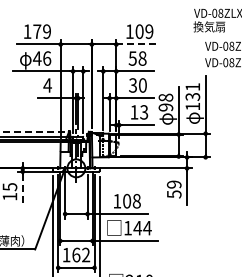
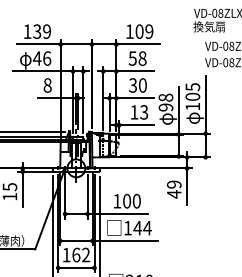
text: 179 -> 139 (37, 31)
line: dashed -> solid (138, 44)
text: 4 -> 8 (47, 85)
text: 131 -> 105 (192, 91)
line: dashed -> solid (32, 131)
line: dashed -> solid (22, 191)
text: 59 -> 49 (174, 194)
text: 108 -> 100 (136, 201)
